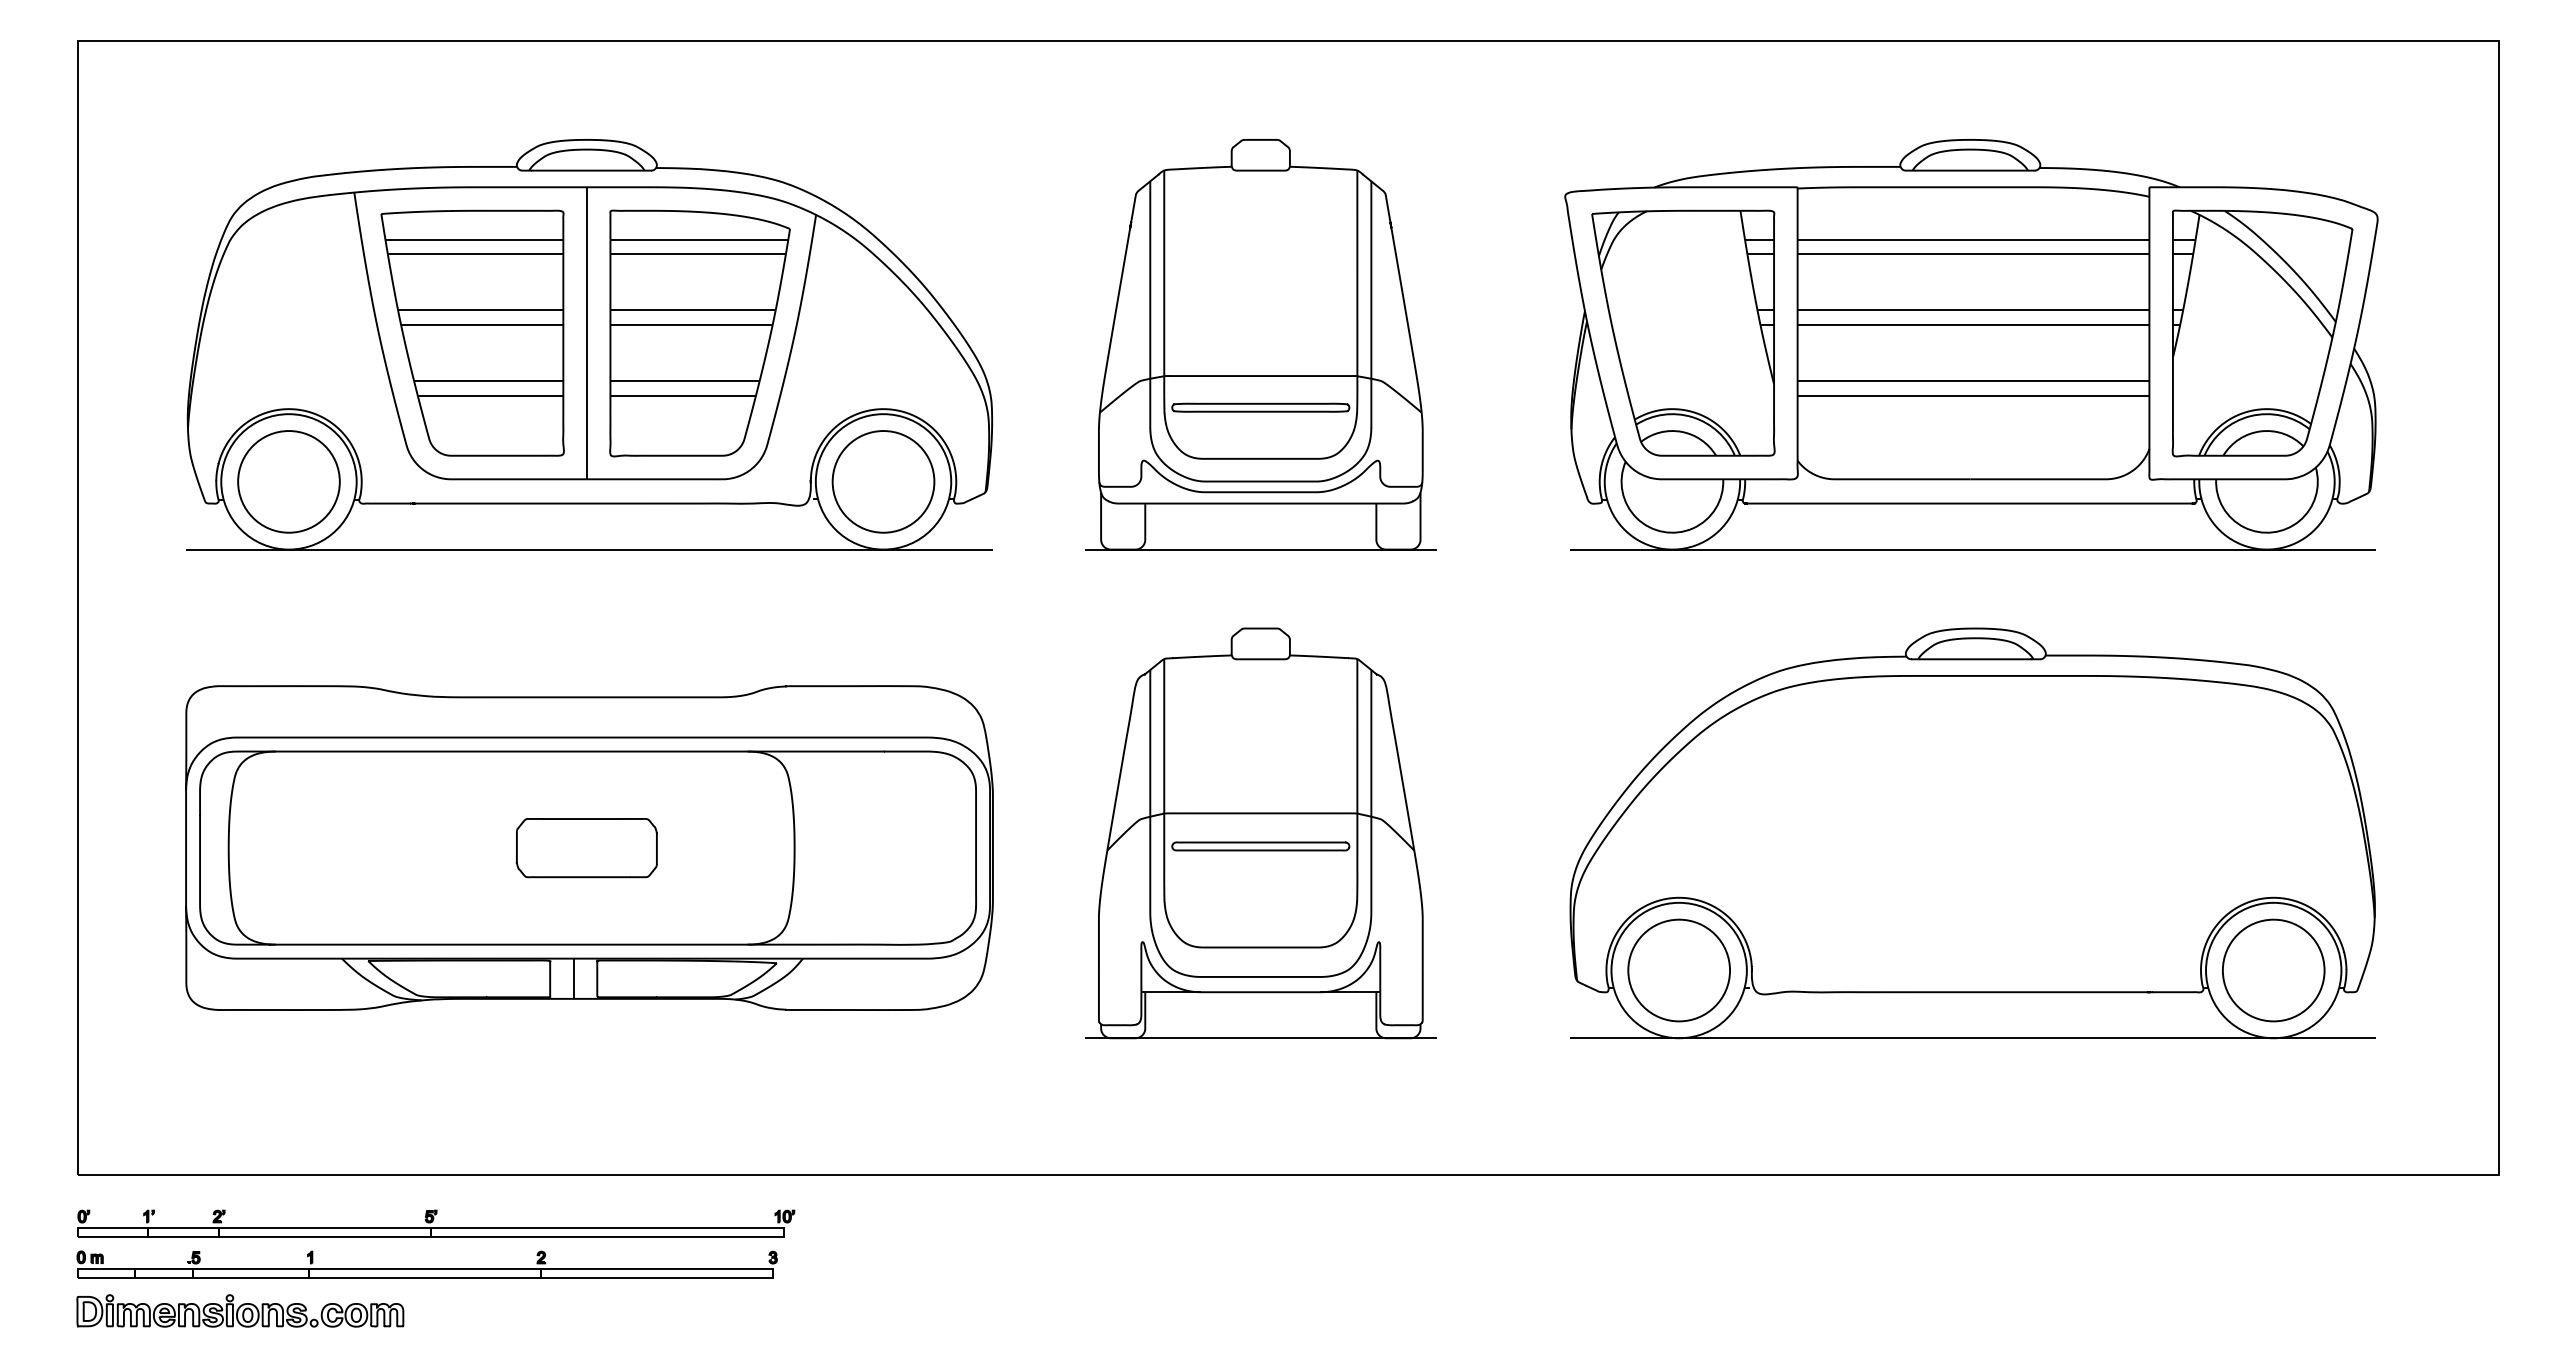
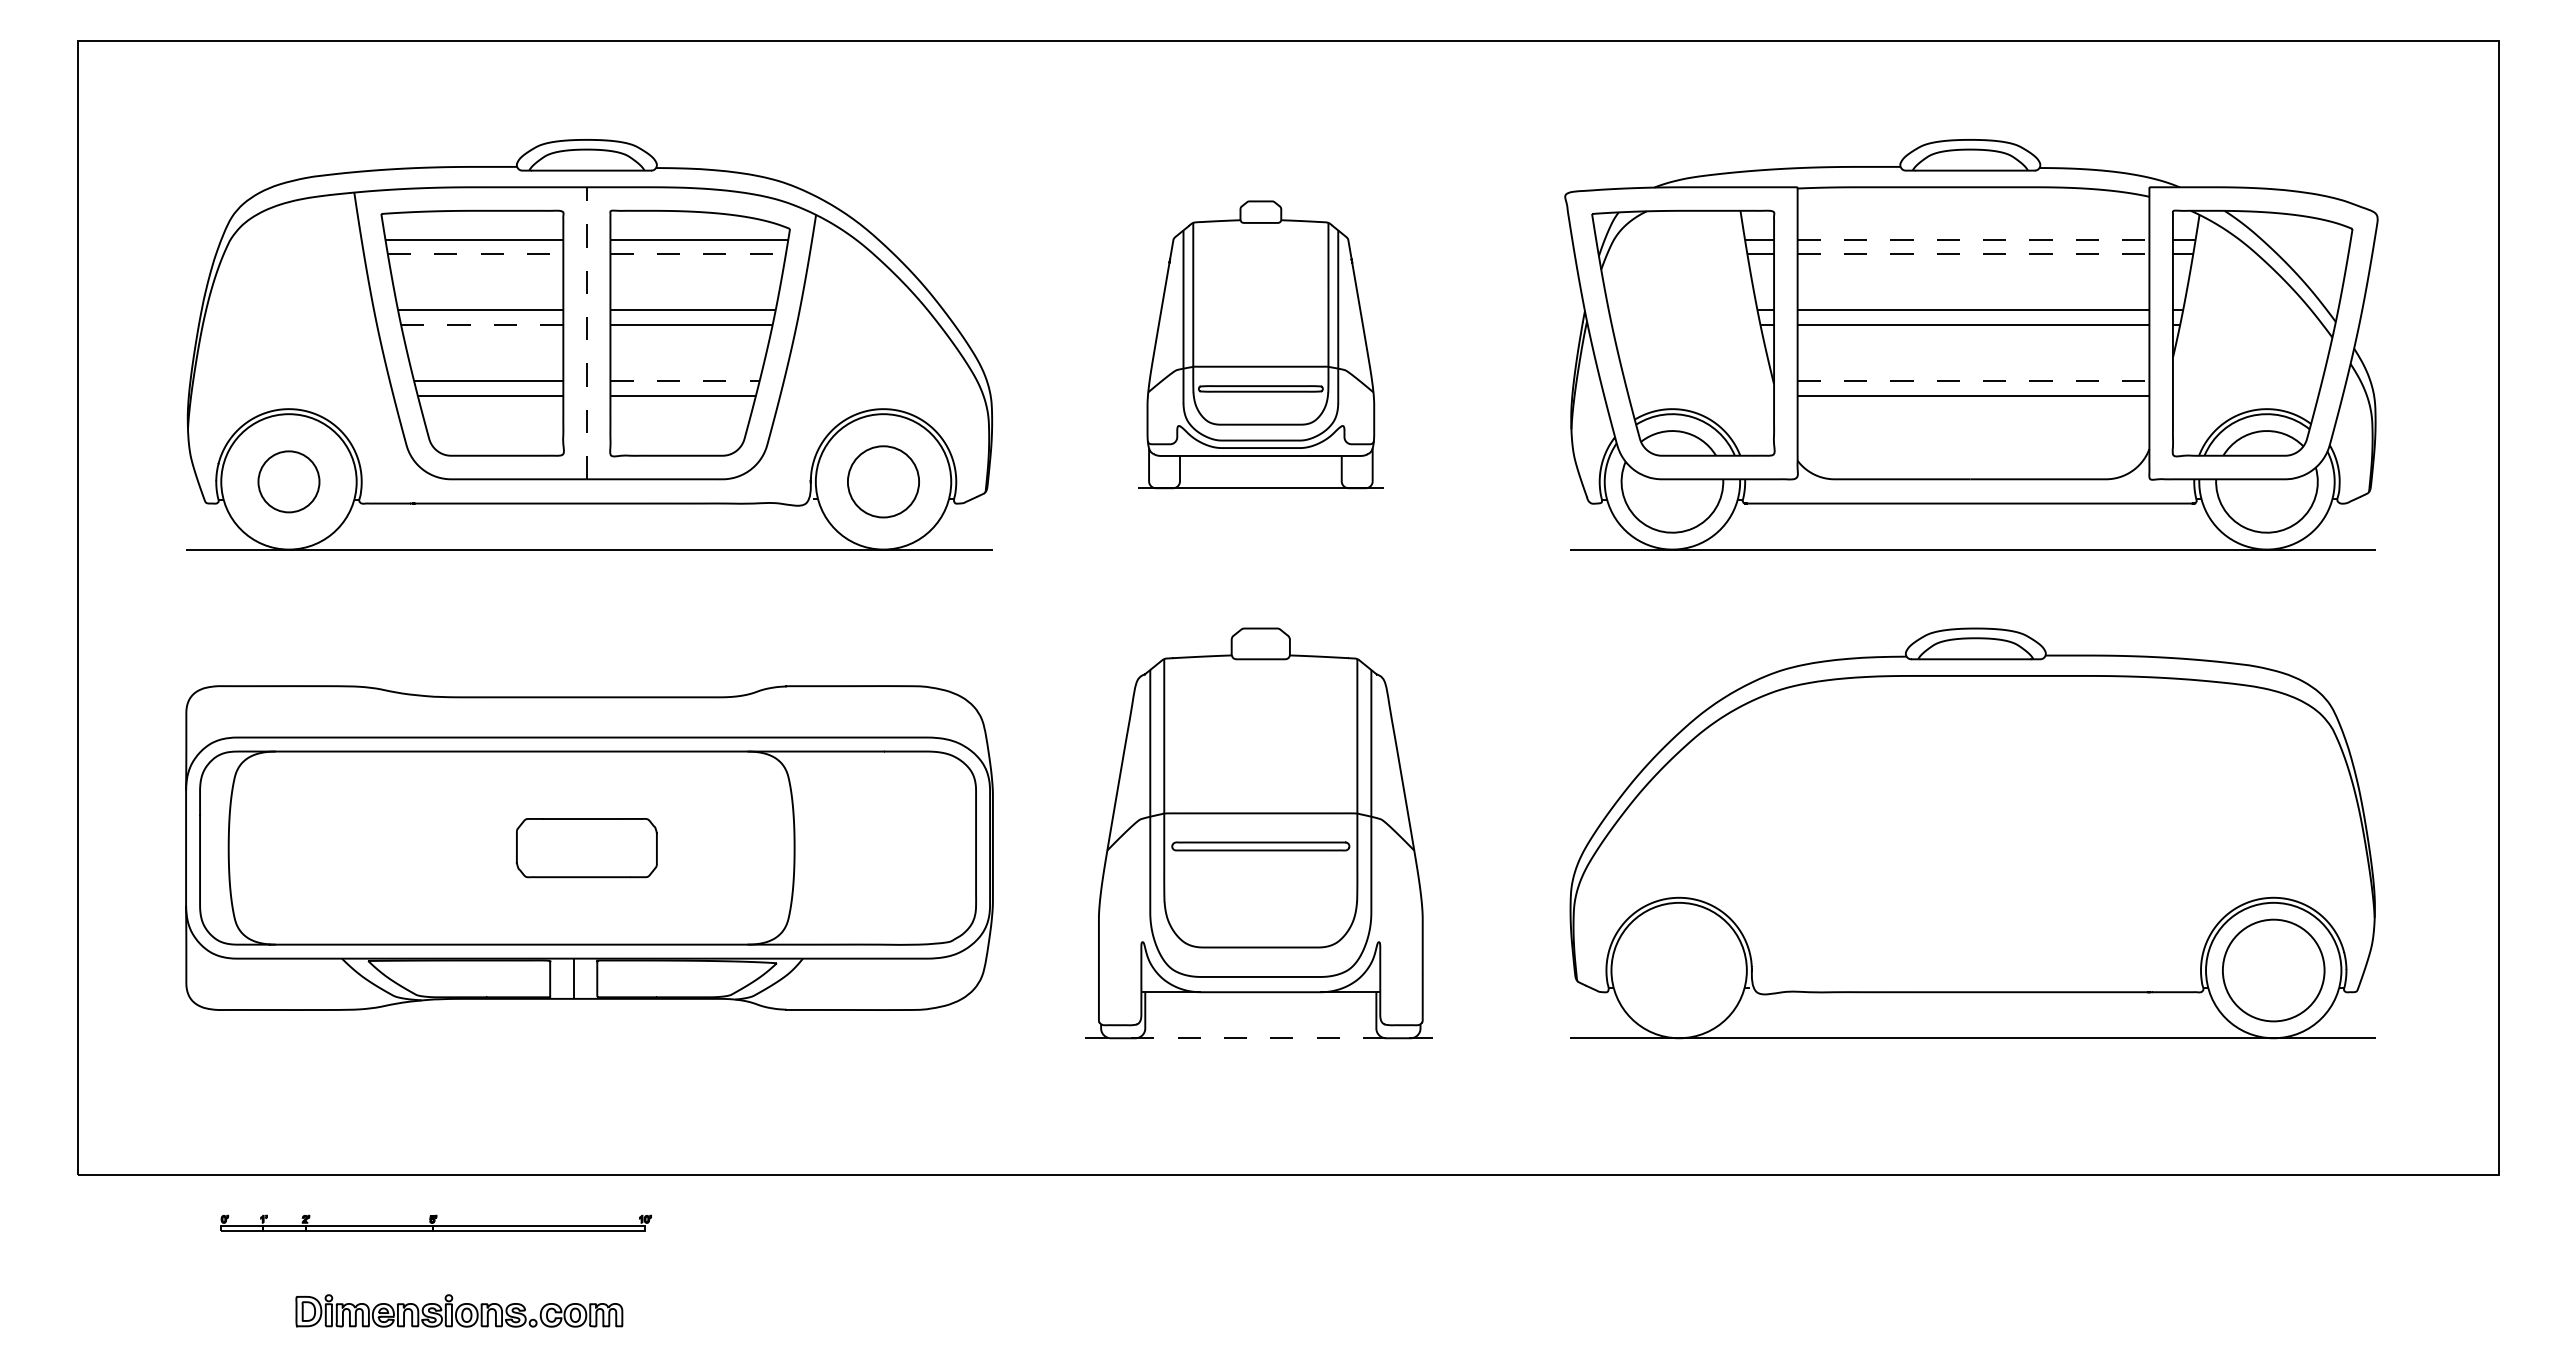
line: solid -> dashed (1973, 239)
line: solid -> dashed (475, 254)
line: solid -> dashed (698, 254)
line: solid -> dashed (1973, 254)
line: solid -> dashed (482, 325)
line: solid -> dashed (586, 332)
part size: 352x412 px -> 246x290 px (1260, 344)
line: solid -> dashed (685, 381)
line: solid -> dashed (1973, 381)
circle diameter: 102 px -> 61 px (288, 481)
circle diameter: 102 px -> 71 px (883, 481)
circle: present -> none (1678, 970)
line: solid -> dashed (1260, 1038)
part size: 719x29 px -> 433x18 px (436, 1222)
part: present -> none (426, 1264)
part position: (240, 1310) -> (459, 1310) (459, 1310)
